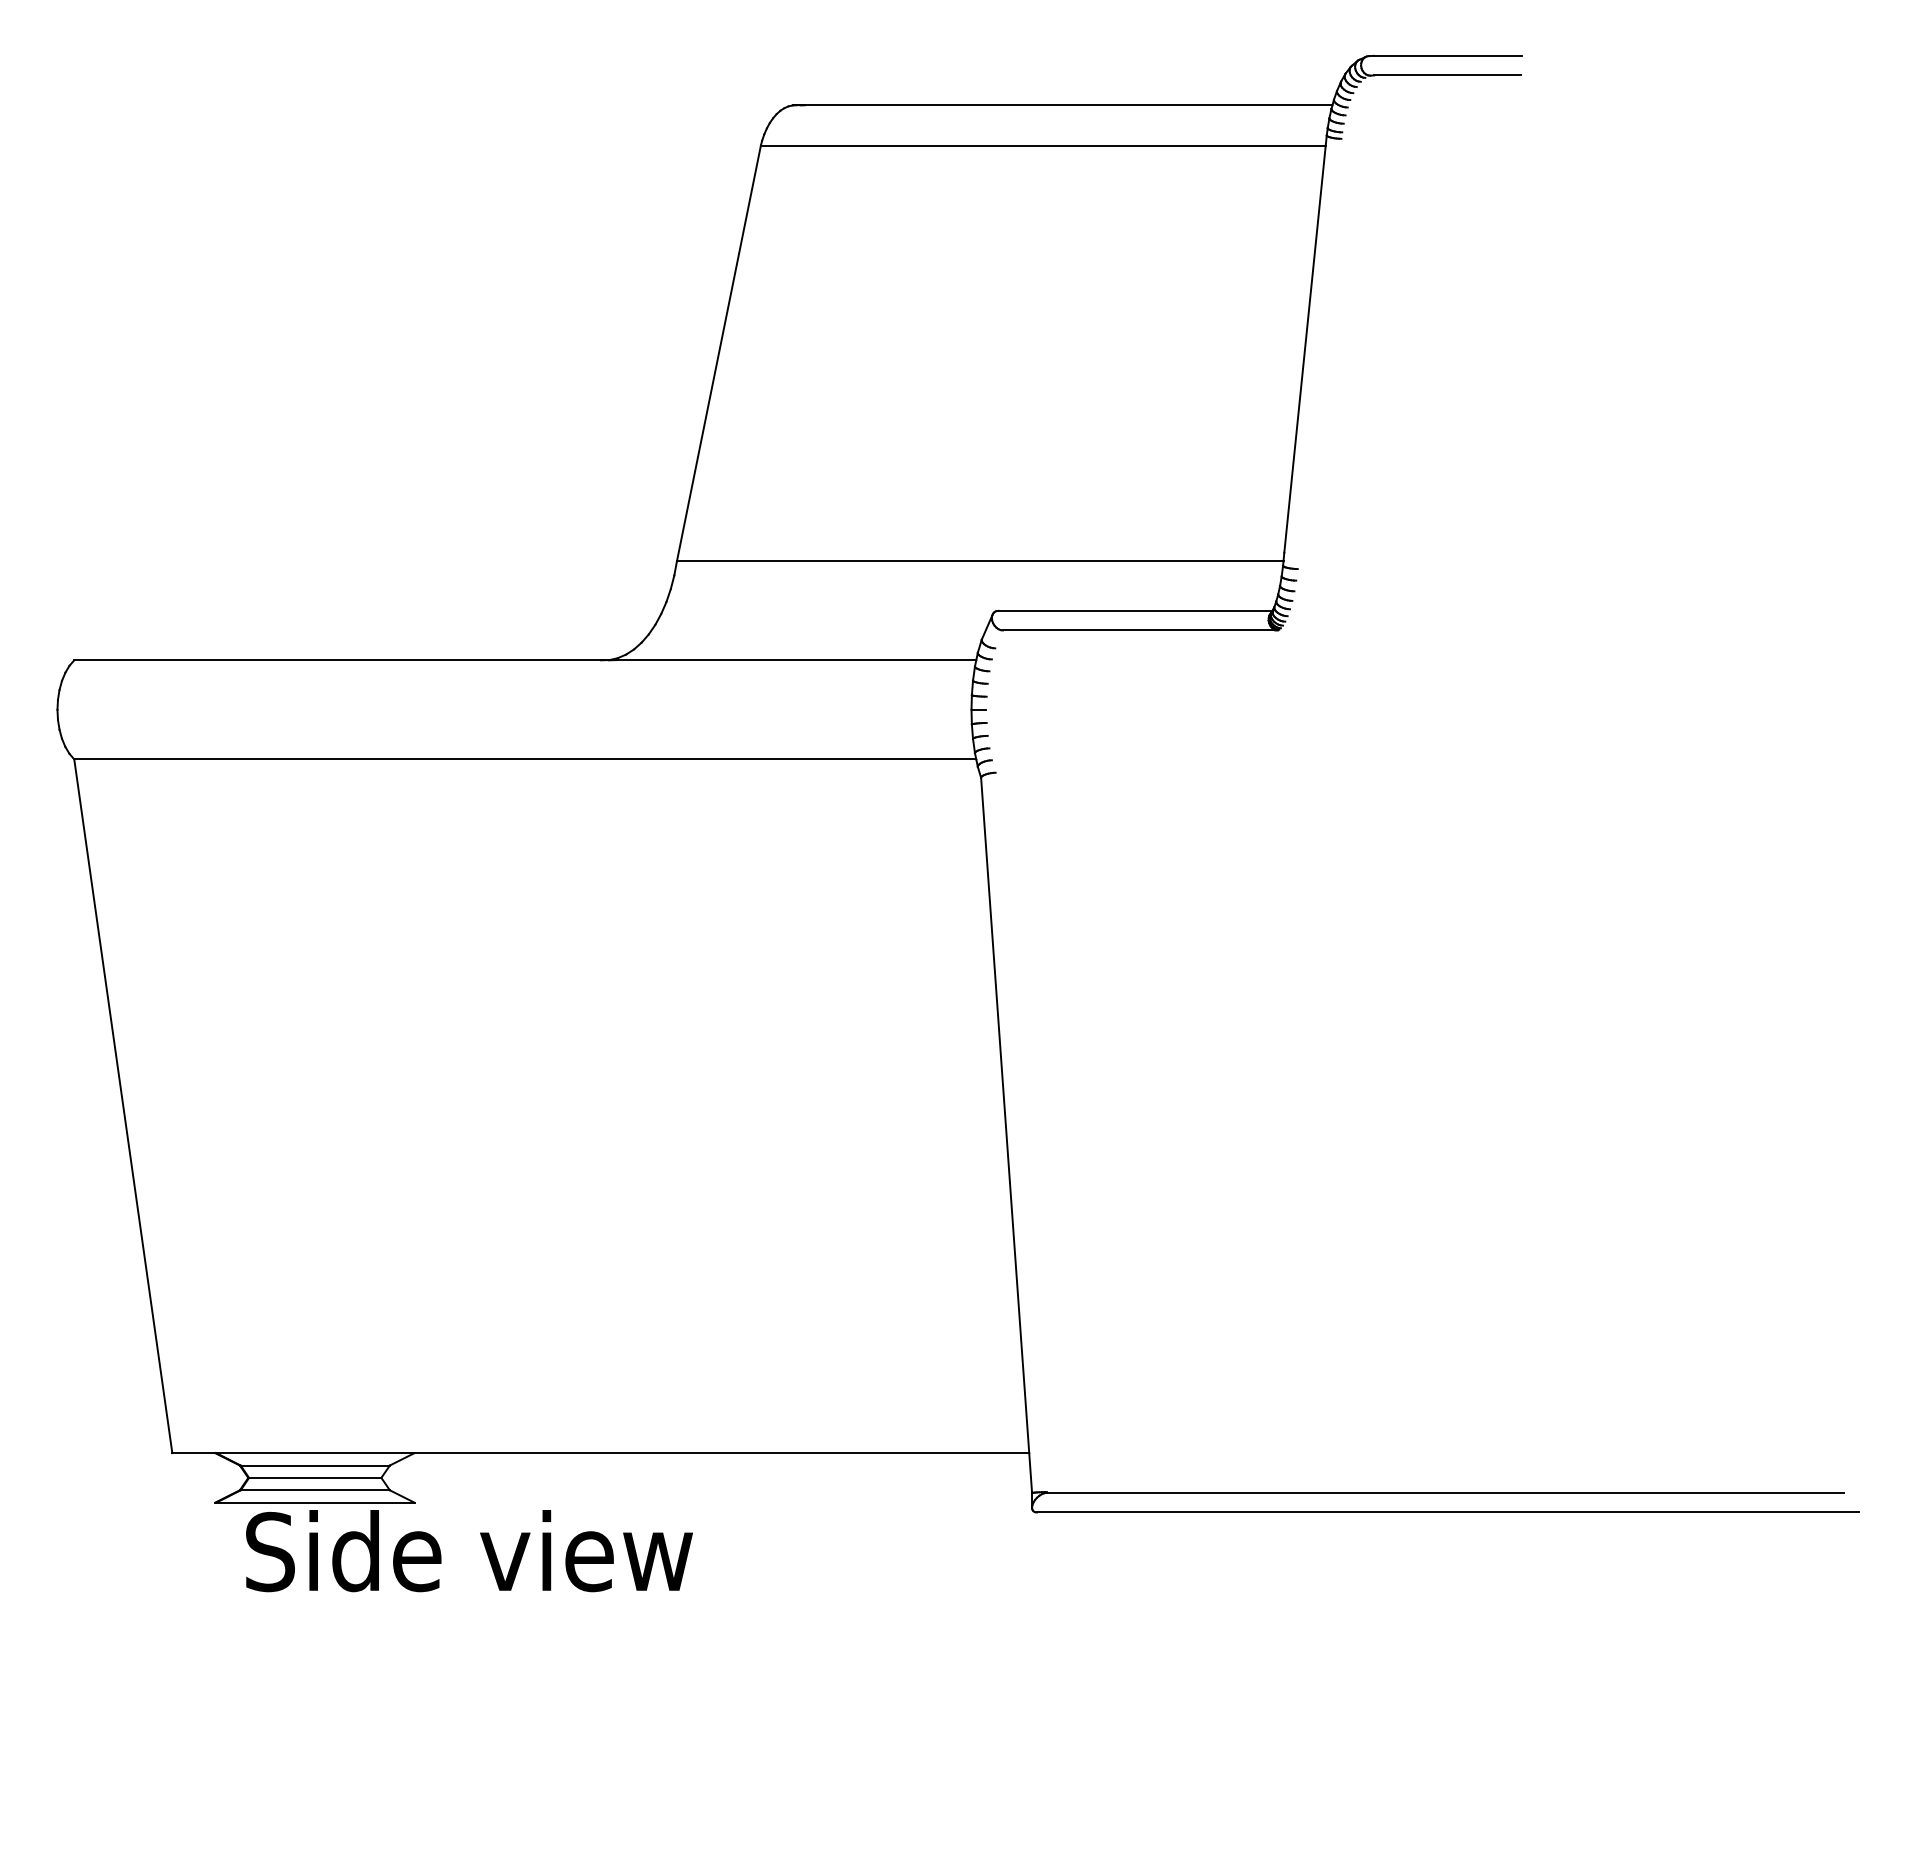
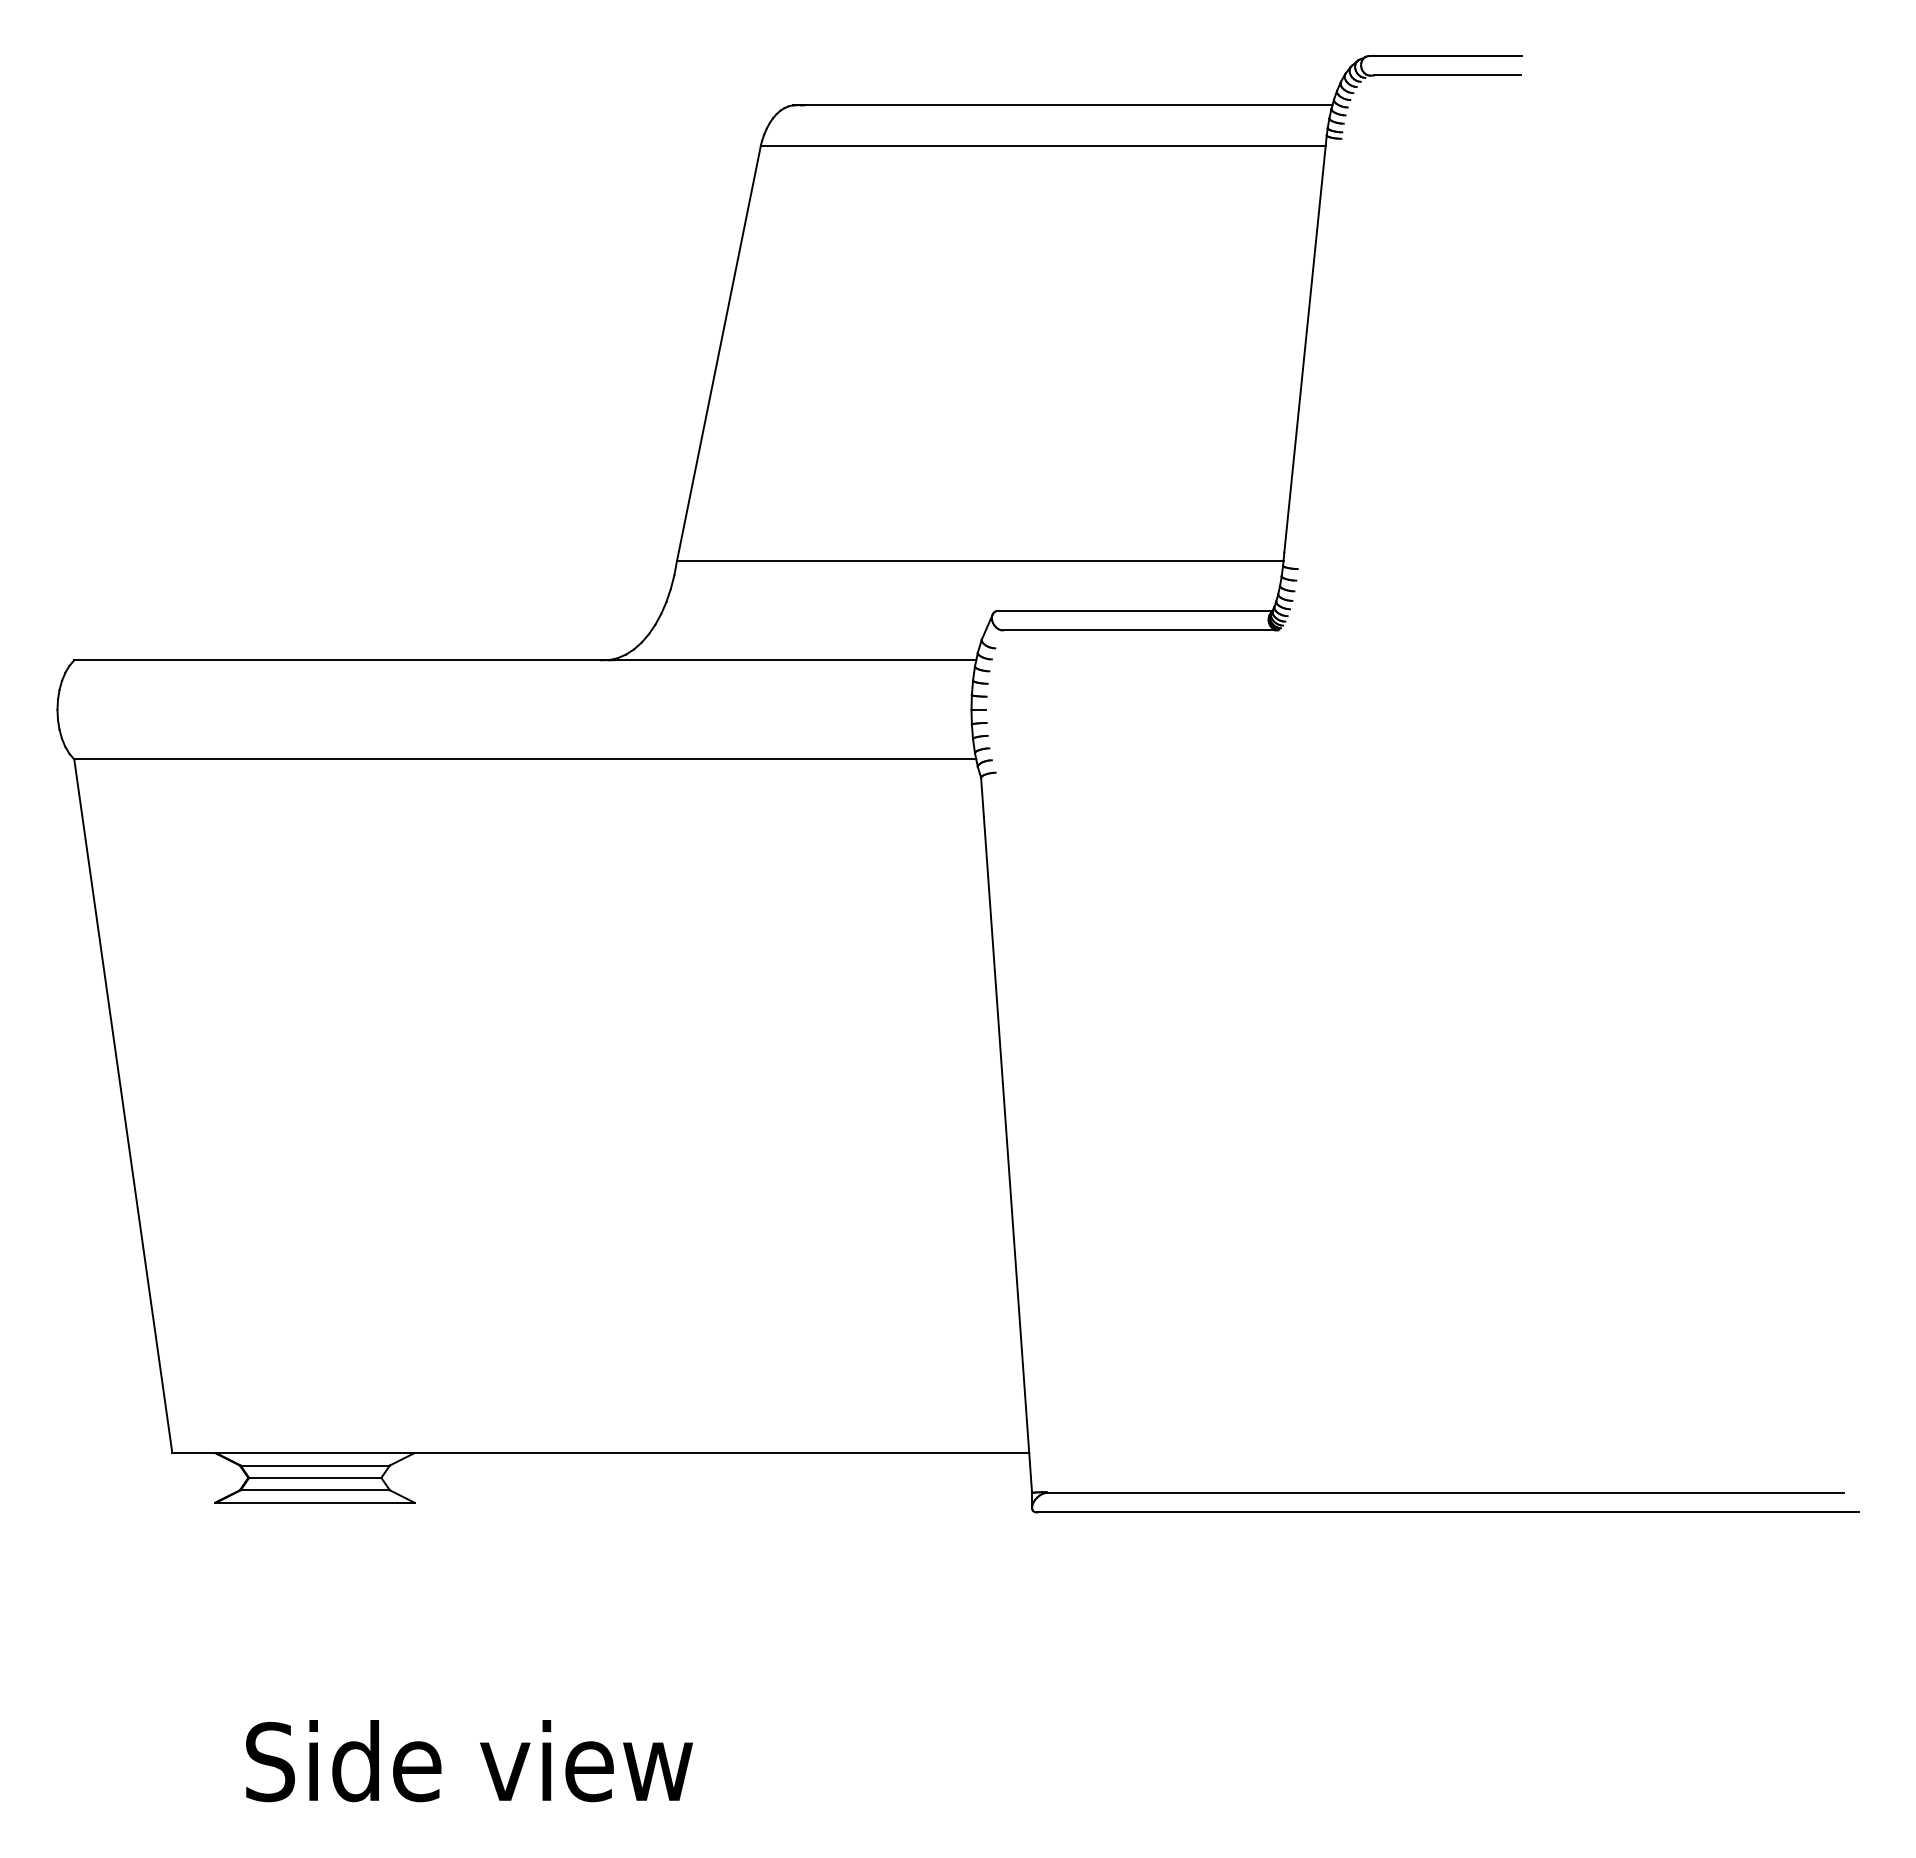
text position: (469, 1551) -> (469, 1761) (469, 1761)
